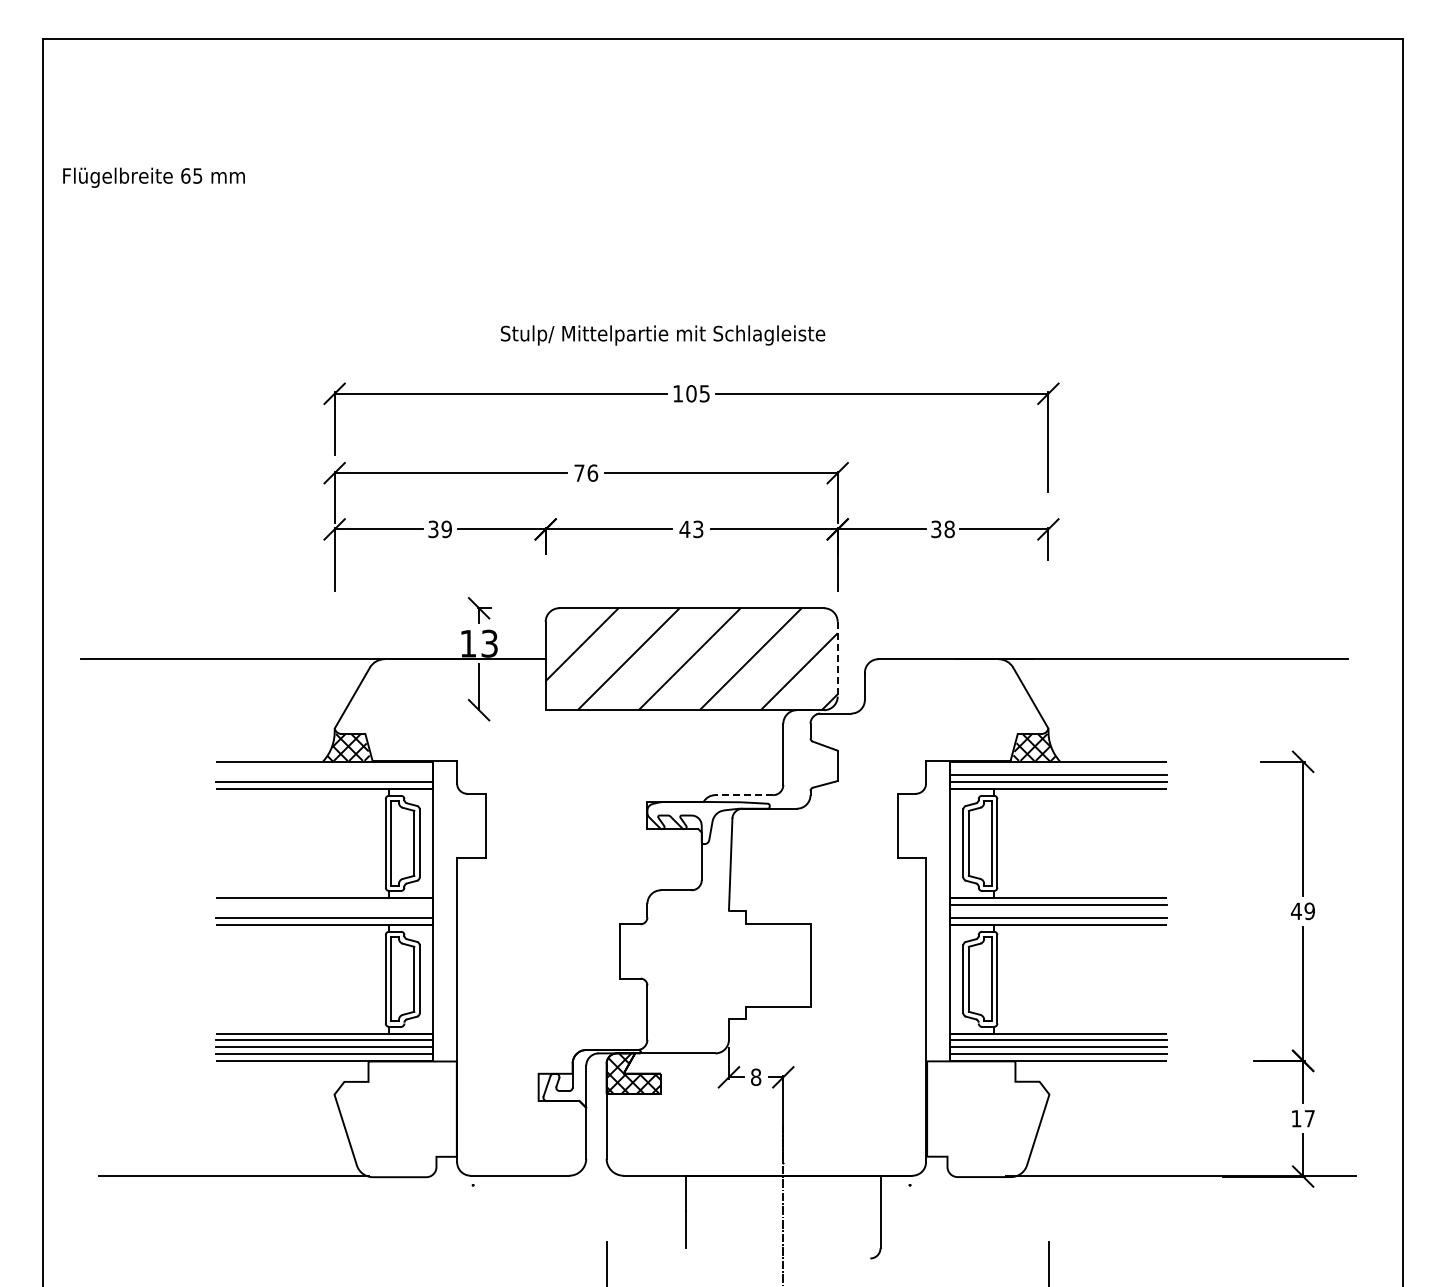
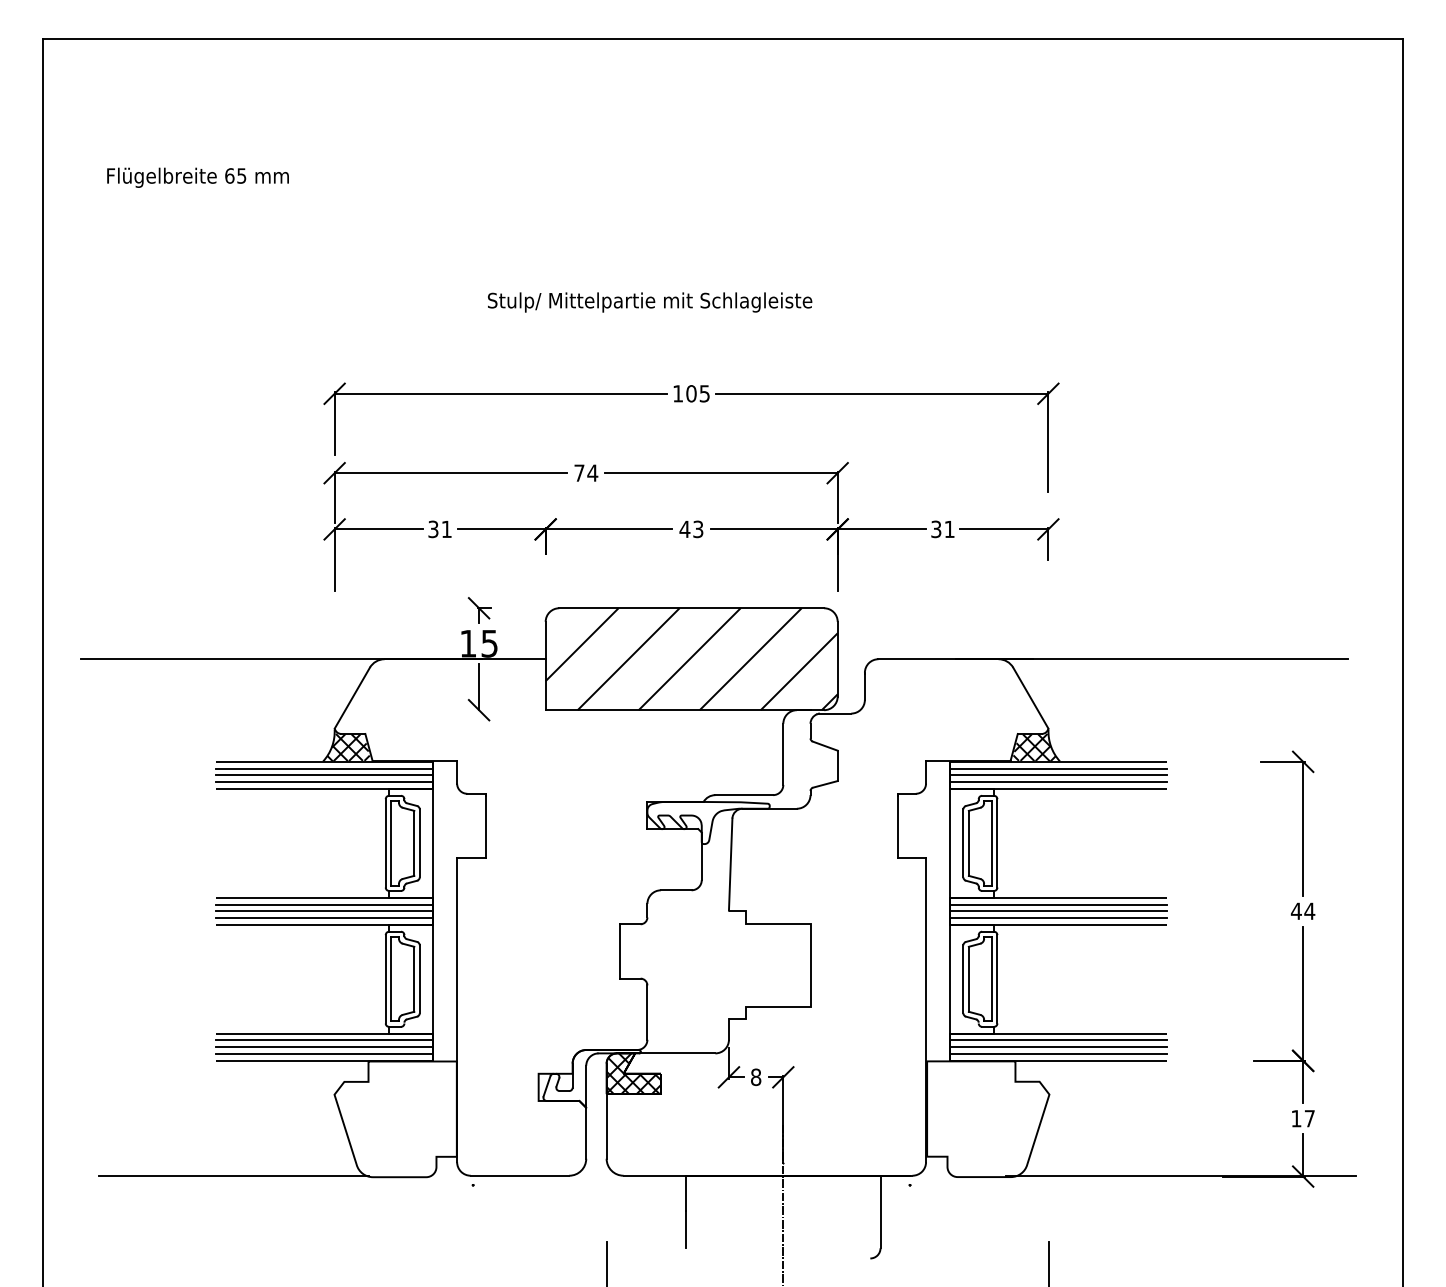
text position: (153, 177) -> (197, 177) (197, 177)
text position: (663, 335) -> (650, 302) (650, 302)
text: 76 -> 74 (592, 472)
text: 39 -> 31 (446, 529)
text: 38 -> 31 (949, 529)
text: 13 -> 15 (489, 643)
line: dashed -> solid (837, 659)
line: none -> present (324, 768)
line: none -> present (1057, 768)
line: none -> present (324, 775)
line: dashed -> solid (744, 795)
line: none -> present (324, 904)
line: none -> present (324, 911)
line: none -> present (1057, 911)
text: 49 -> 44 (1309, 911)
